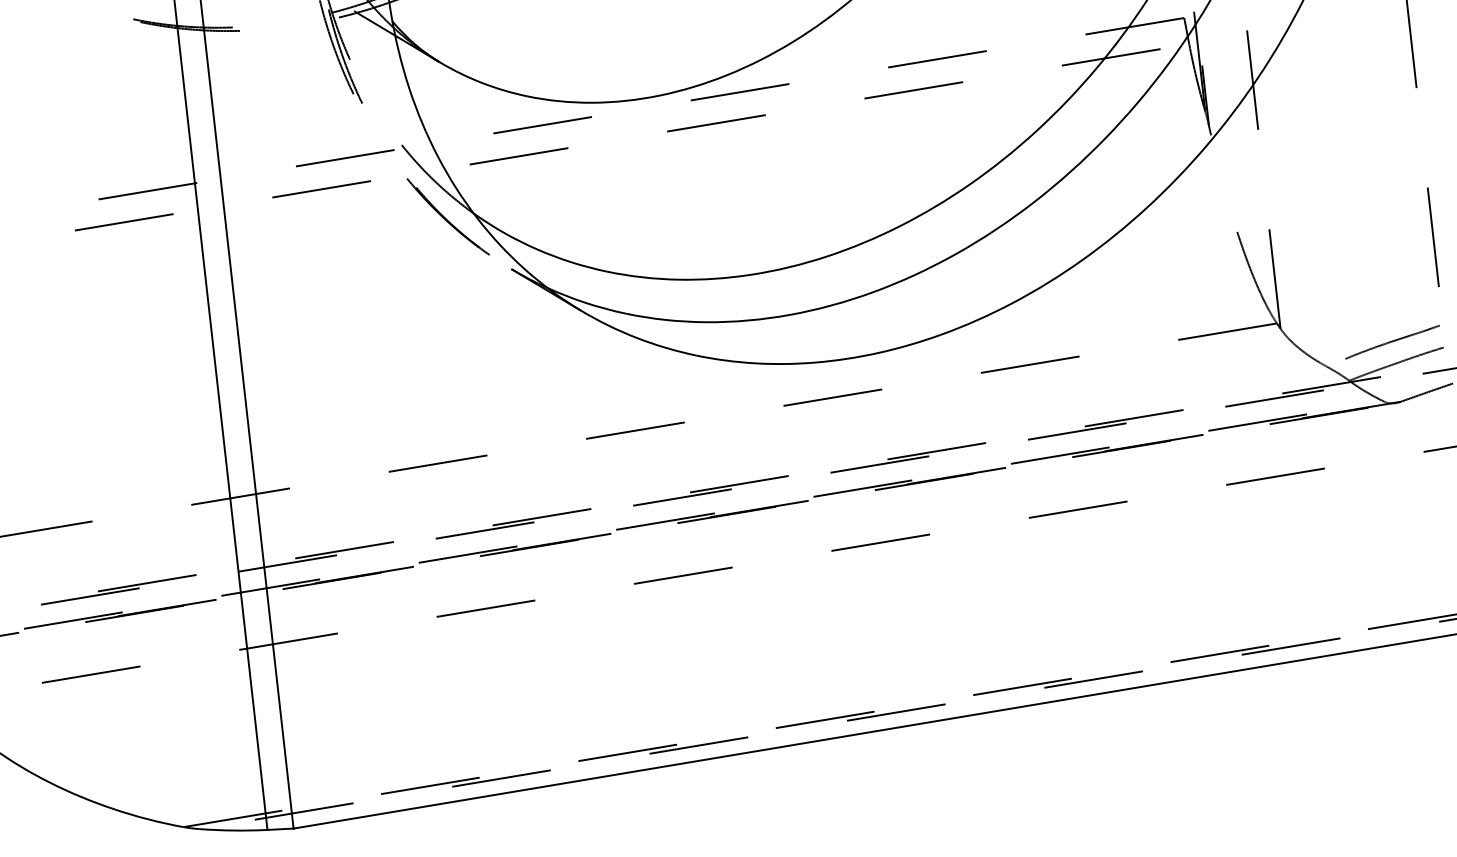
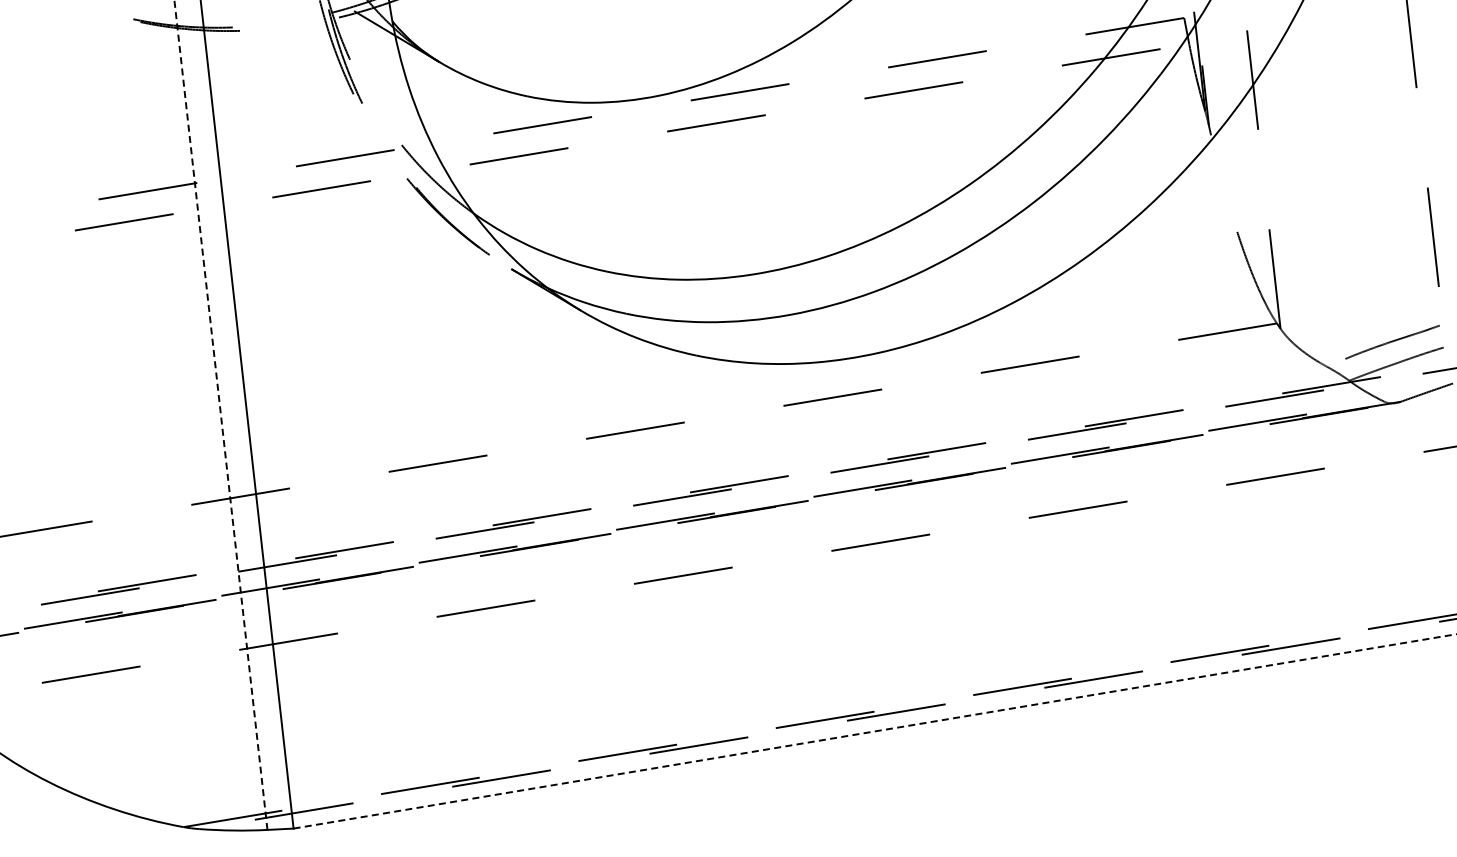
line: solid -> dashed (220, 414)
line: solid -> dashed (875, 731)
